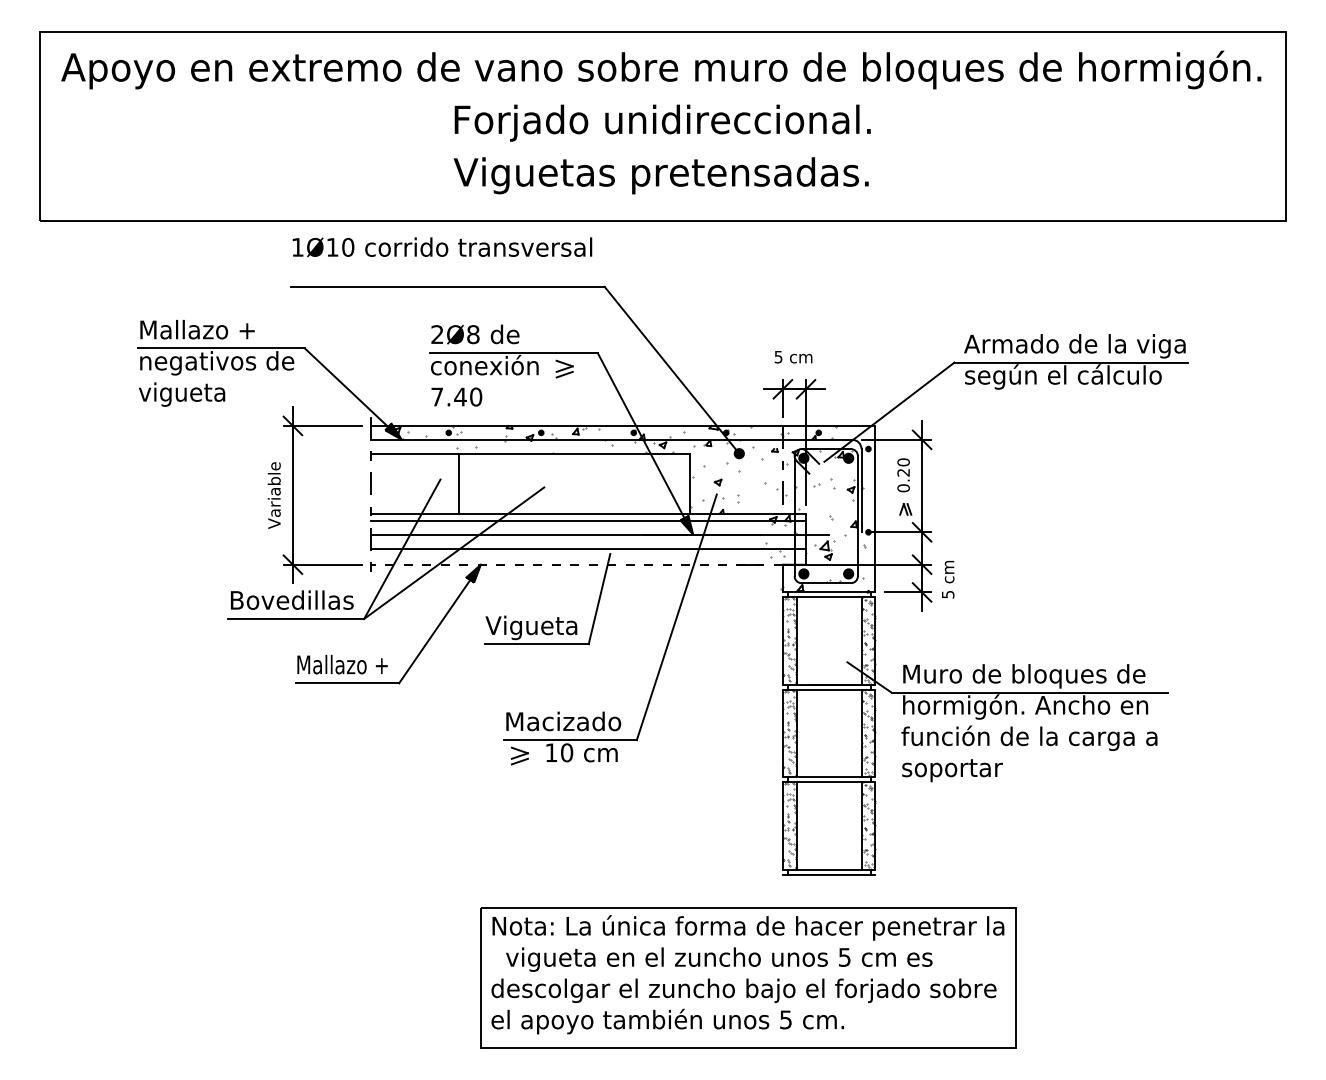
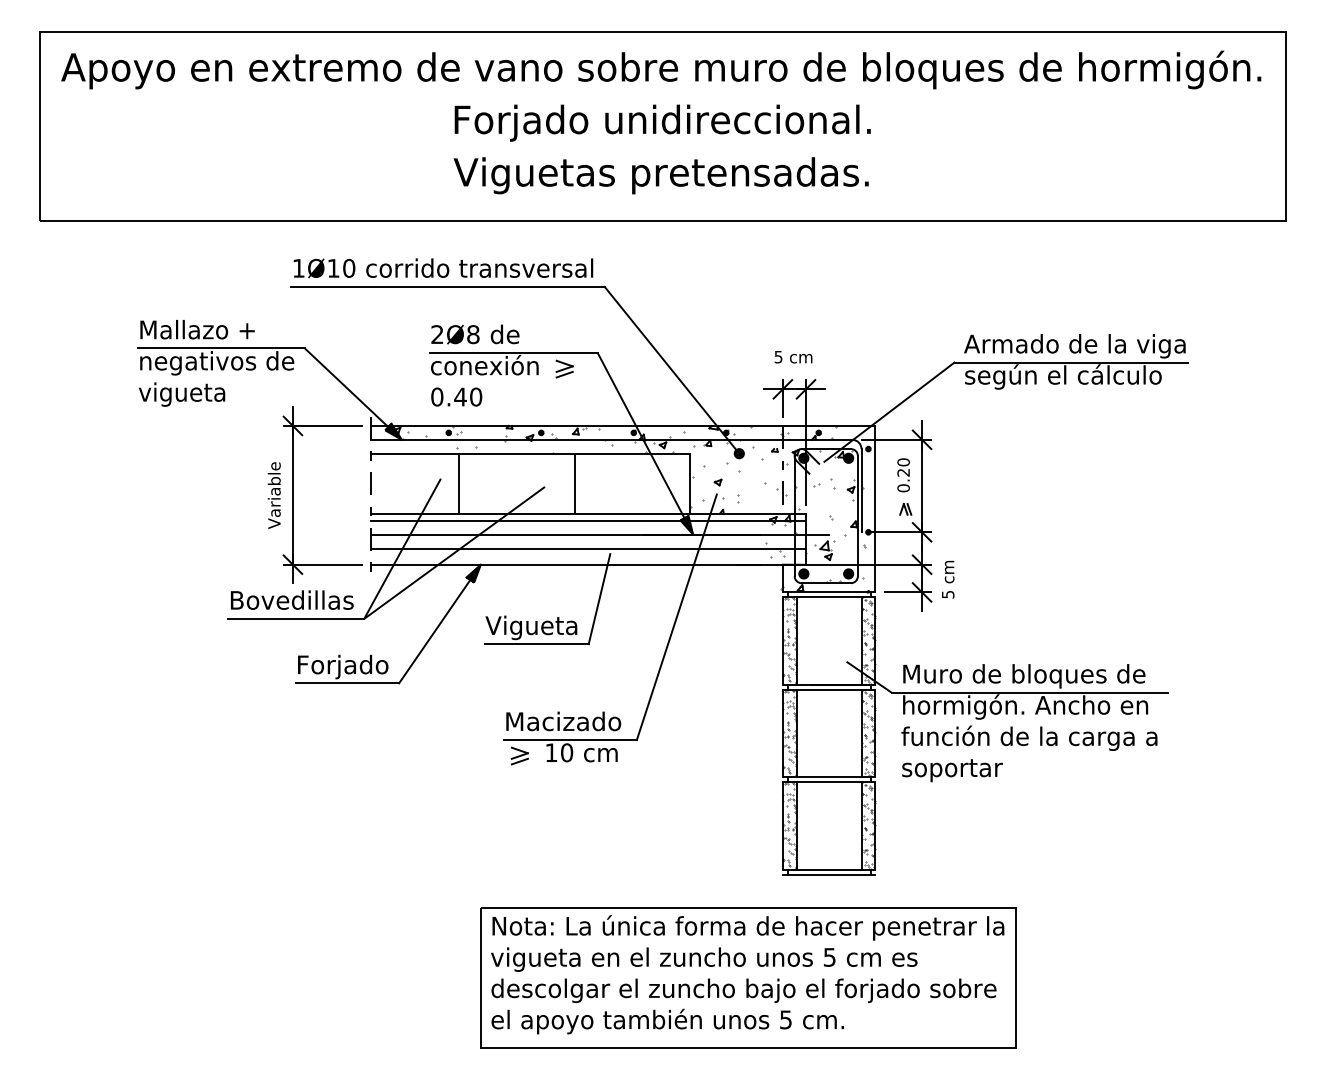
text position: (442, 247) -> (443, 268) (443, 268)
text: 7.40 -> 0.40 (437, 396)
line: none -> present (574, 483)
line: dashed -> solid (577, 564)
text: Mallazo + -> Forjado (342, 666)
text position: (719, 959) -> (704, 959) (704, 959)
